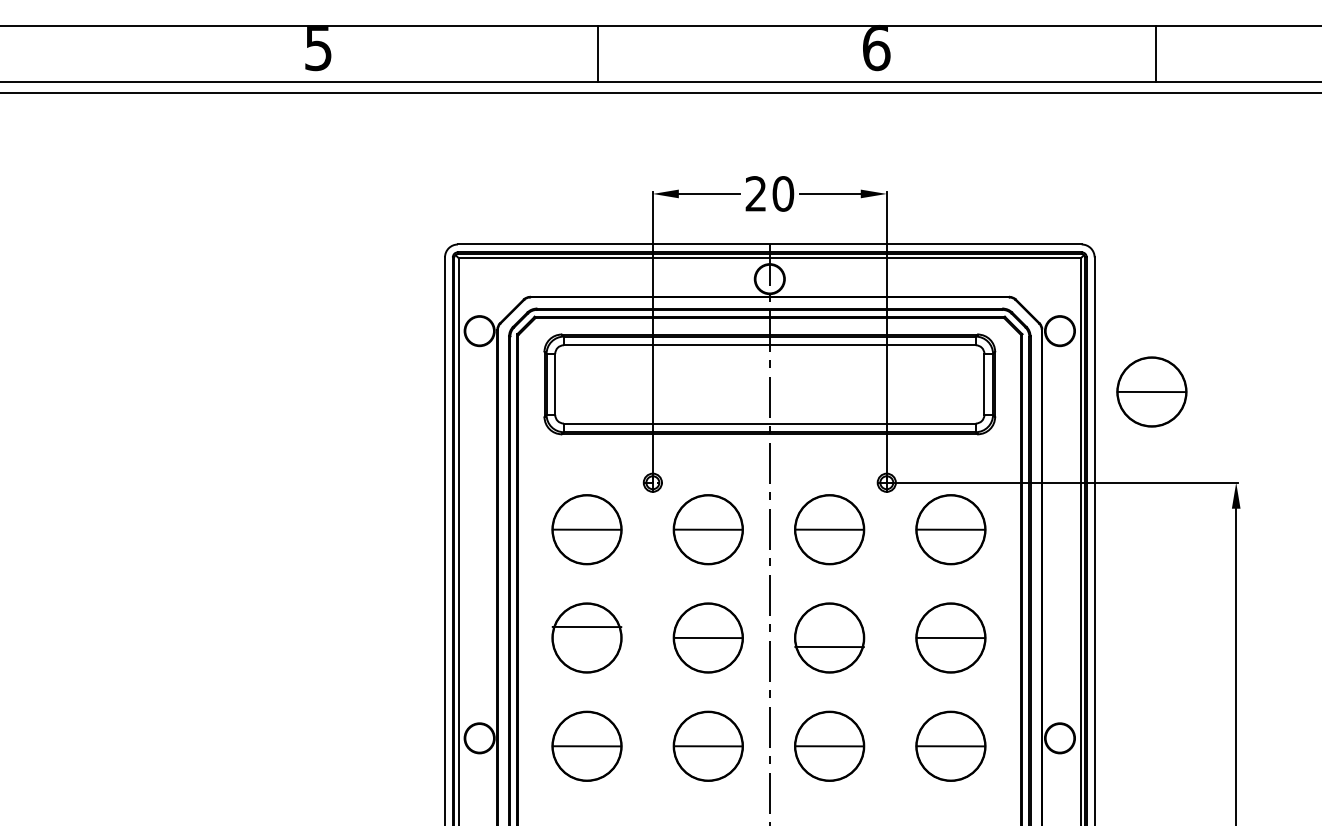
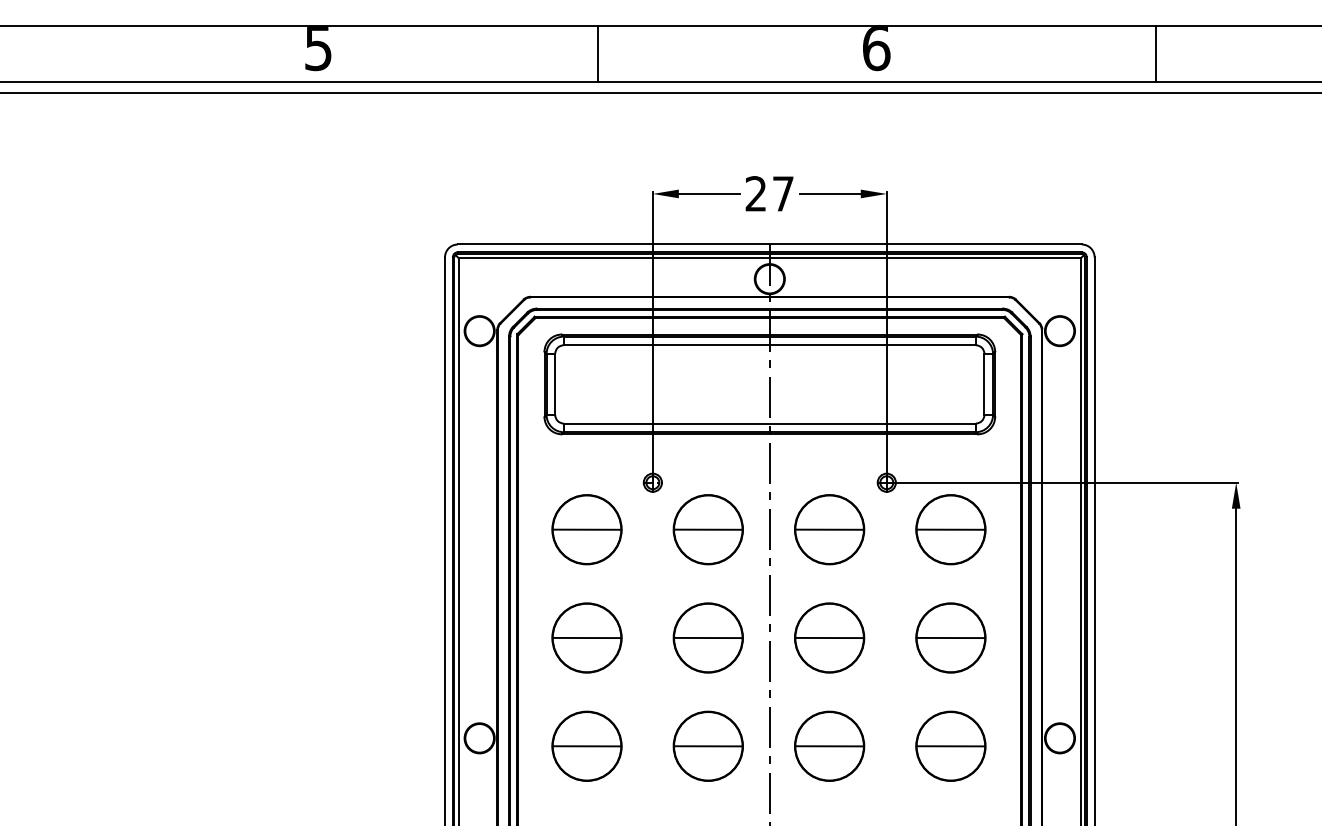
text: 20 -> 27 (783, 193)
part: present -> none (1151, 391)
line position: (586, 626) -> (586, 637) (586, 637)
line position: (829, 646) -> (829, 637) (829, 637)
